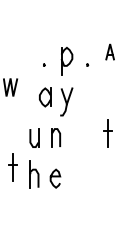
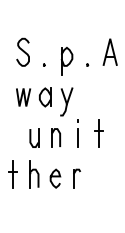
curve: none -> present (22, 51)
part size: 10x18 px -> 16x28 px (109, 51)
line position: (10, 86) -> (23, 96) (23, 96)
line: none -> present (77, 133)
part position: (107, 133) -> (98, 133) (98, 133)
part position: (12, 167) -> (12, 174) (12, 174)
part: none -> present (76, 178)
